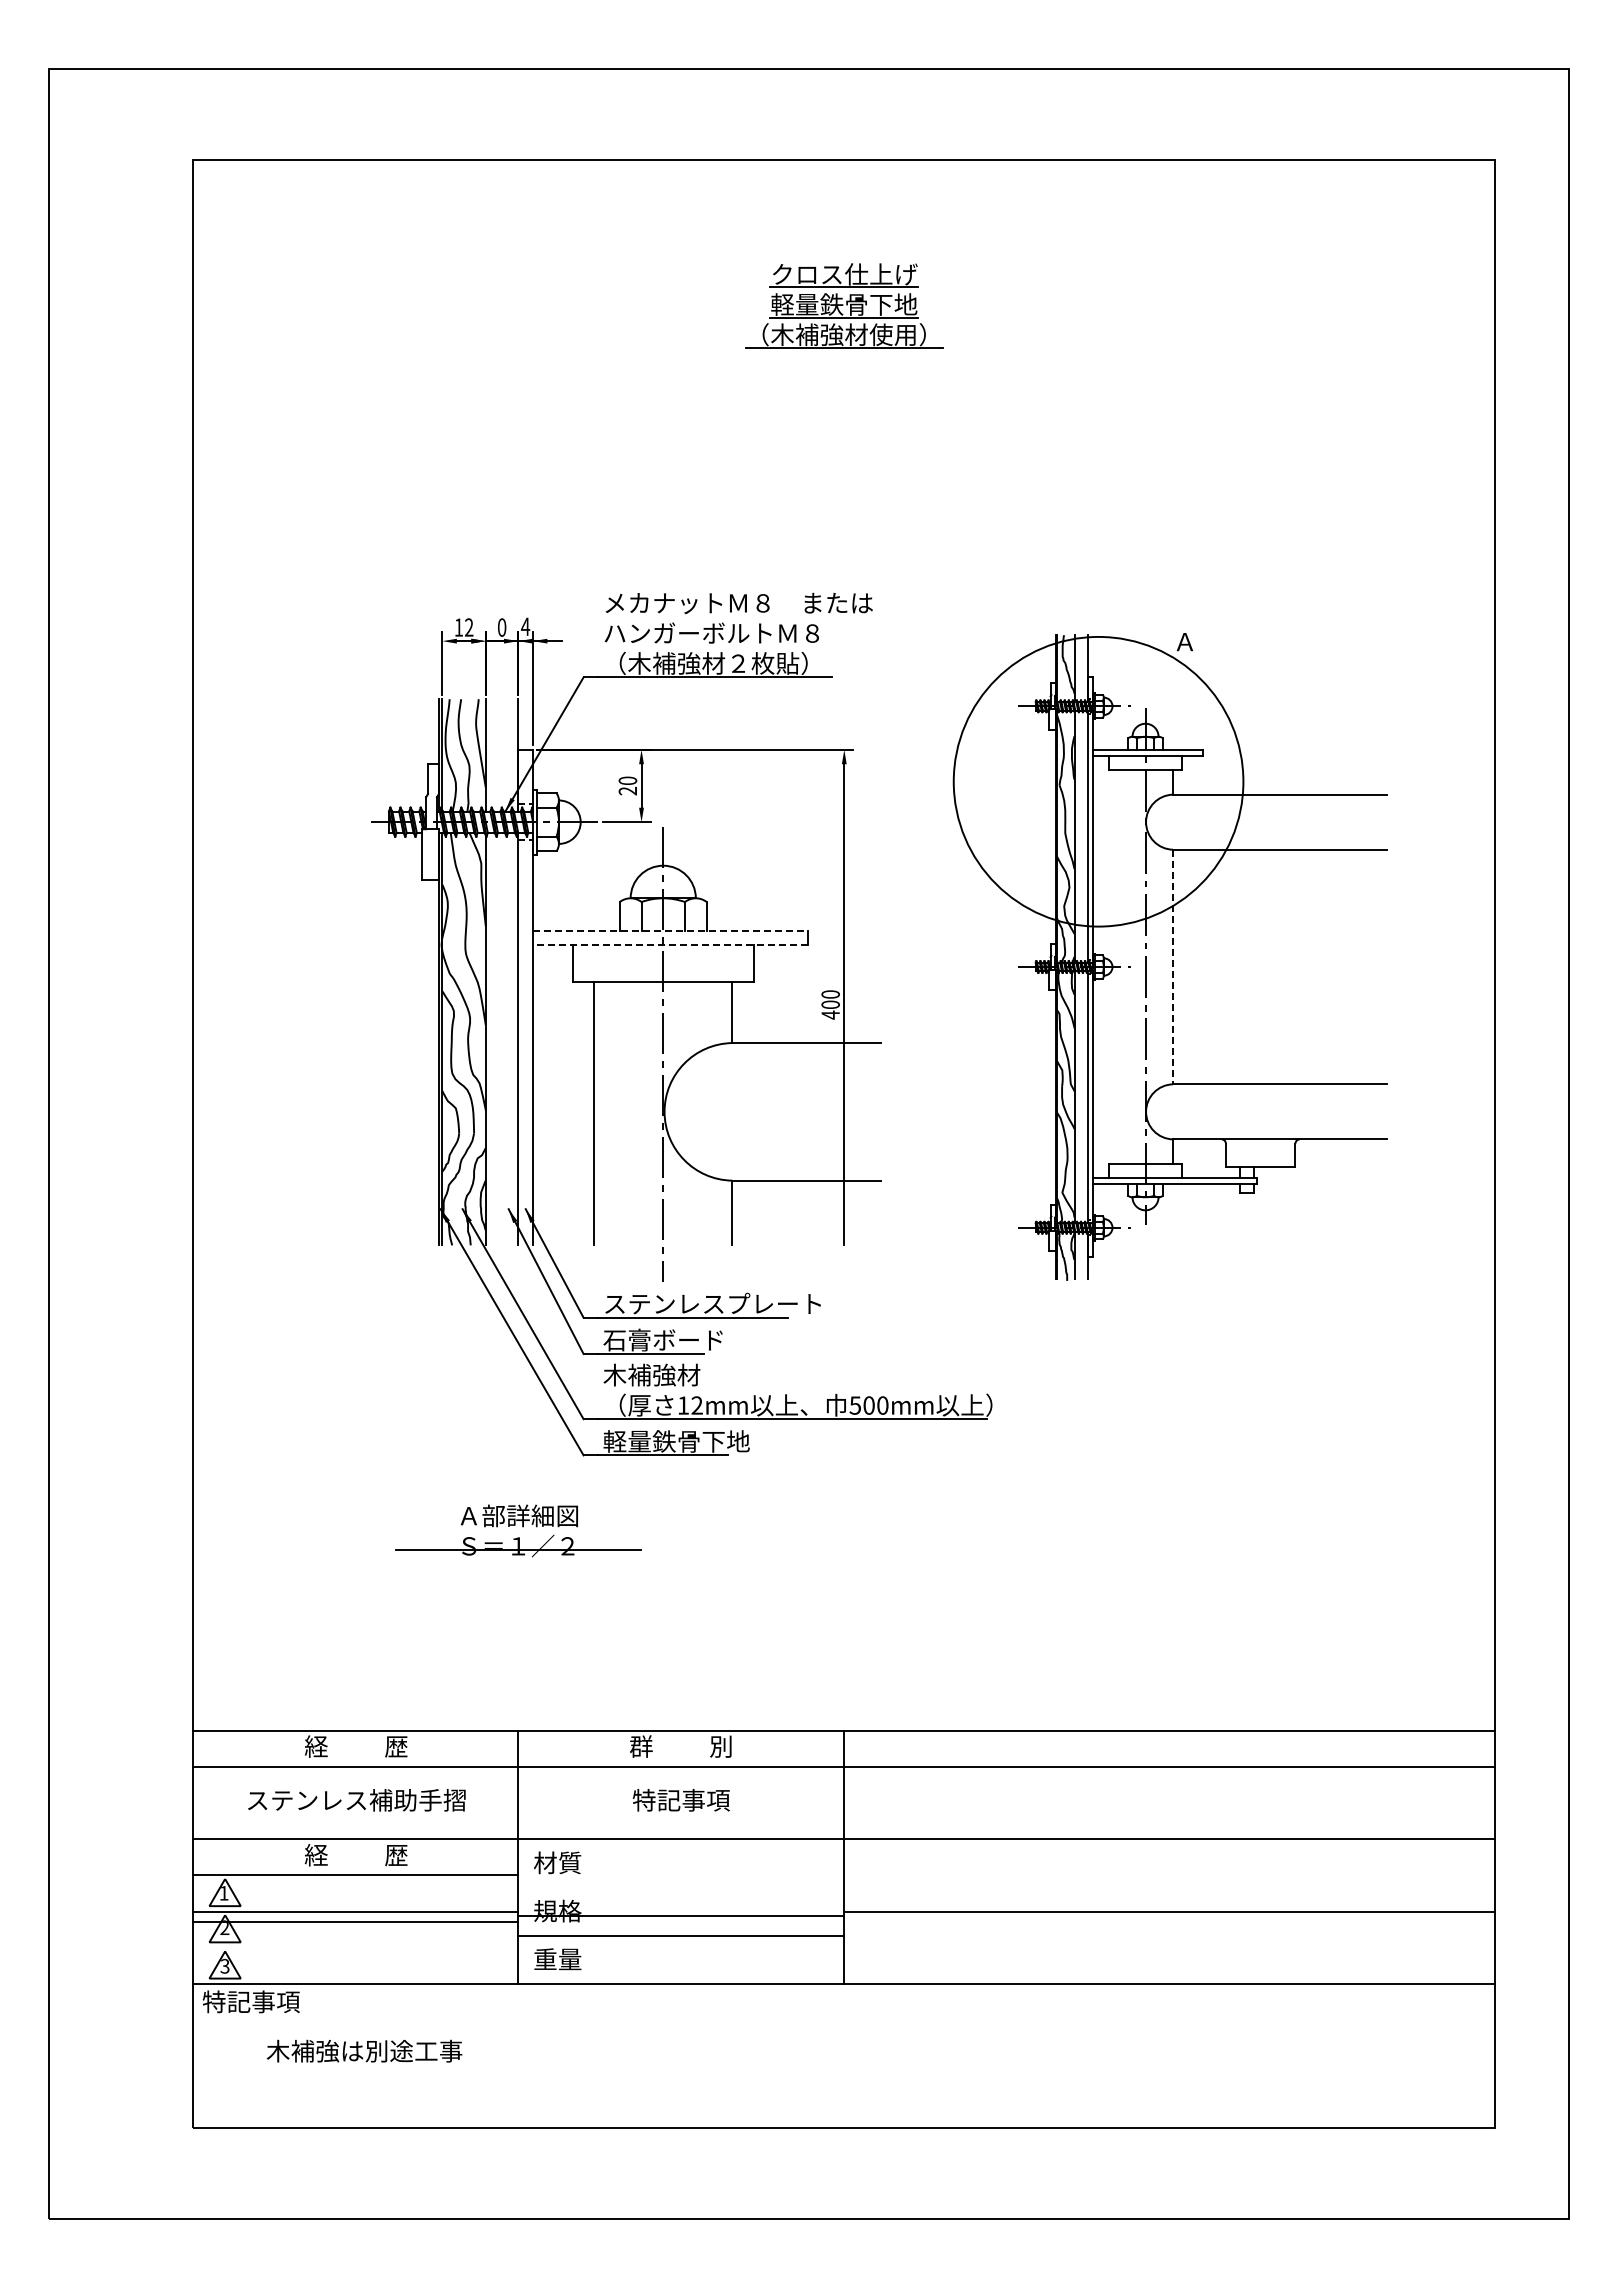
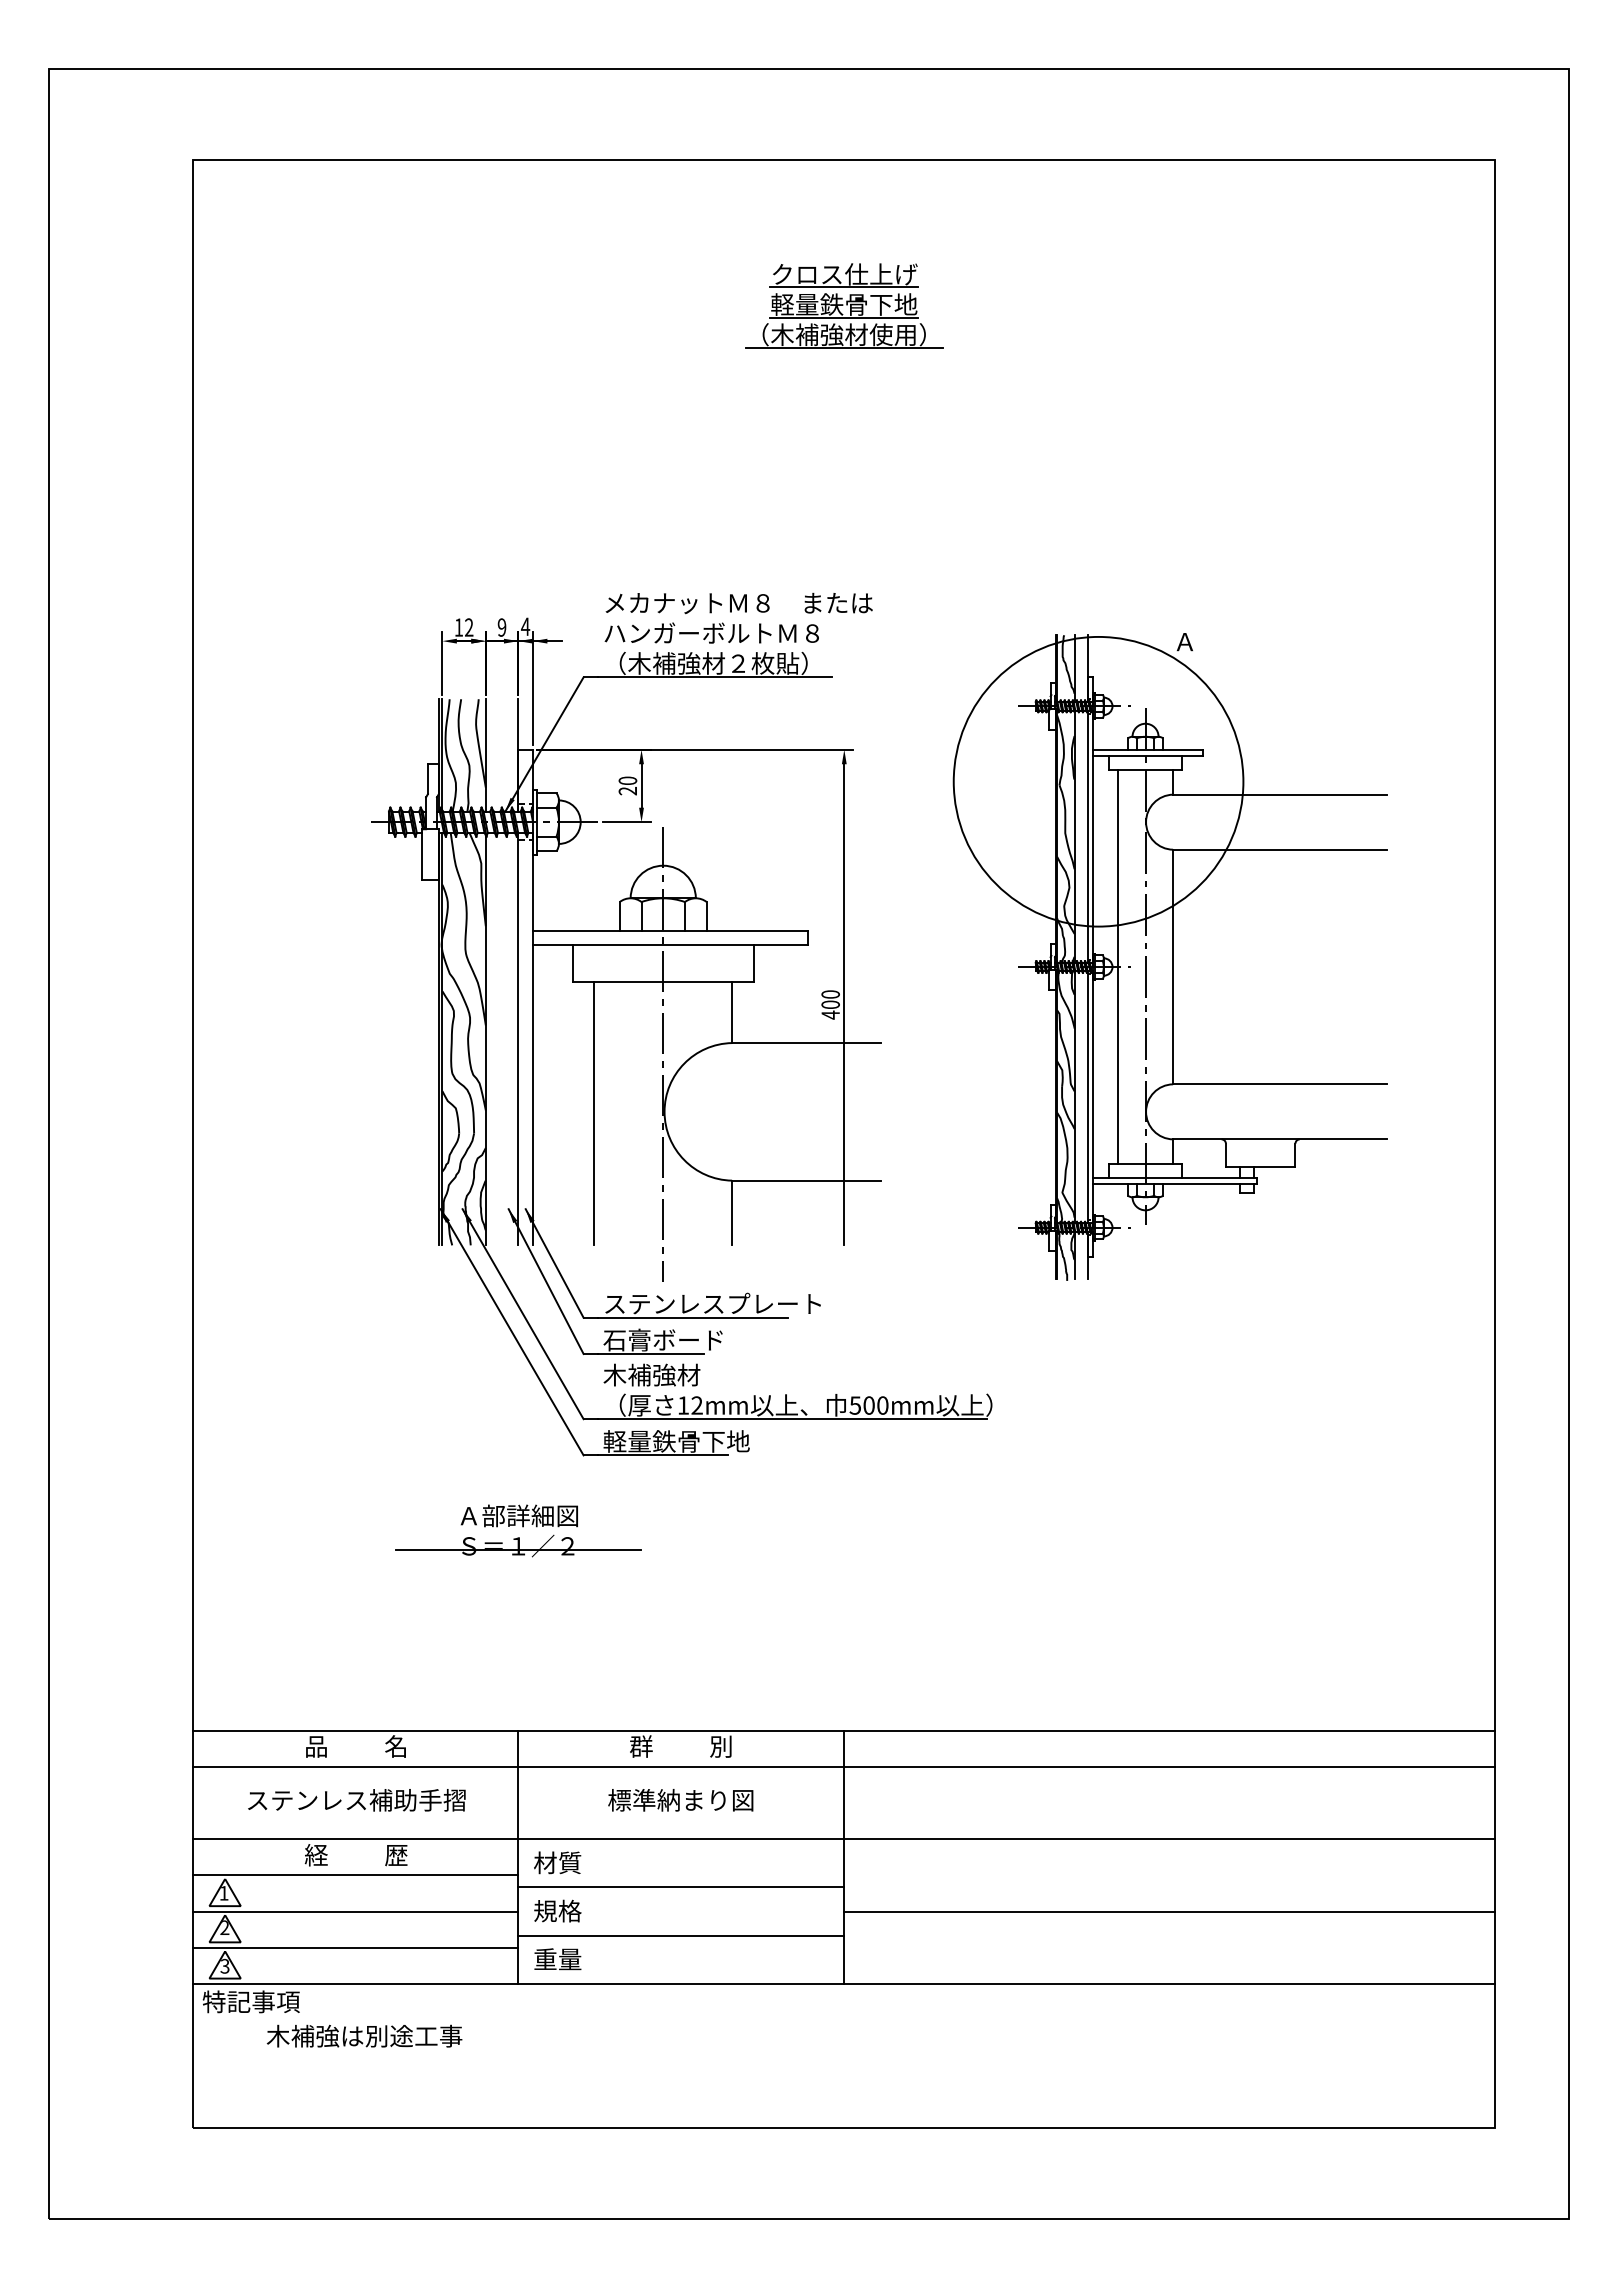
text: 0 -> 9 (501, 627)
line: dashed -> solid (670, 930)
line: dashed -> solid (670, 945)
line: none -> present (1118, 967)
line: dashed -> solid (1173, 967)
text: 経          歴 -> 品          名 (356, 1746)
text: 特記事項 -> 標準納まり図 (680, 1800)
line position: (681, 1916) -> (681, 1887) (681, 1887)
line position: (355, 1921) -> (355, 1947) (355, 1947)
text position: (364, 2050) -> (364, 2035) (364, 2035)
